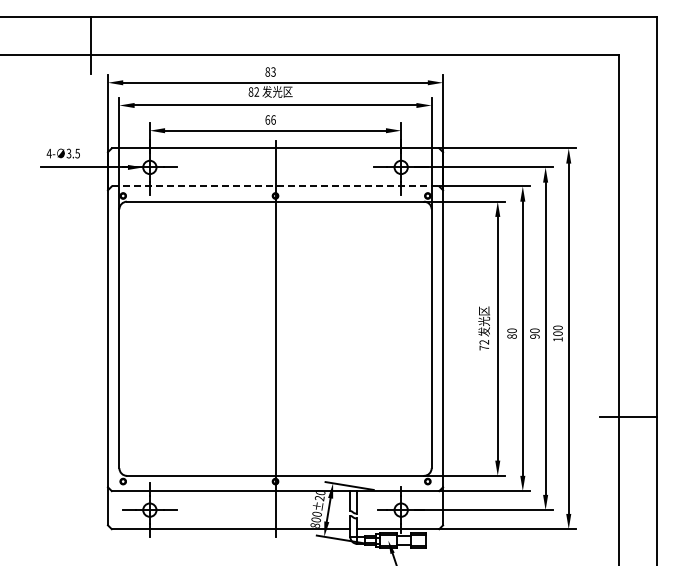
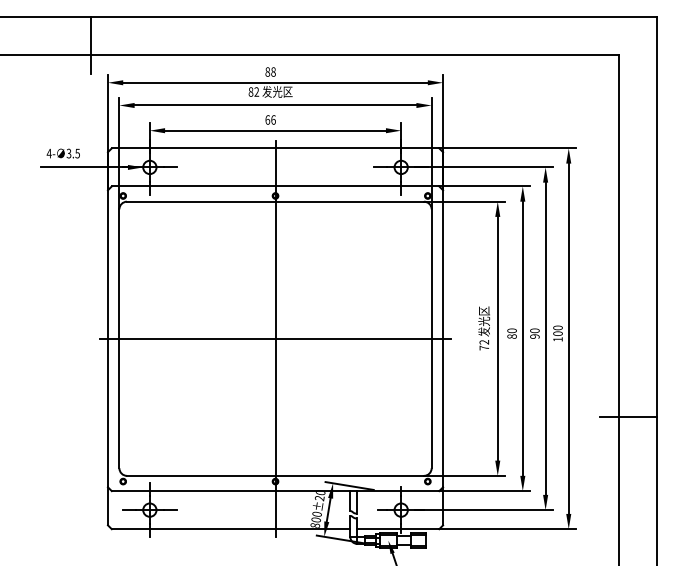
text: 83 -> 88 (273, 71)
line: dashed -> solid (275, 186)
line: none -> present (275, 338)
